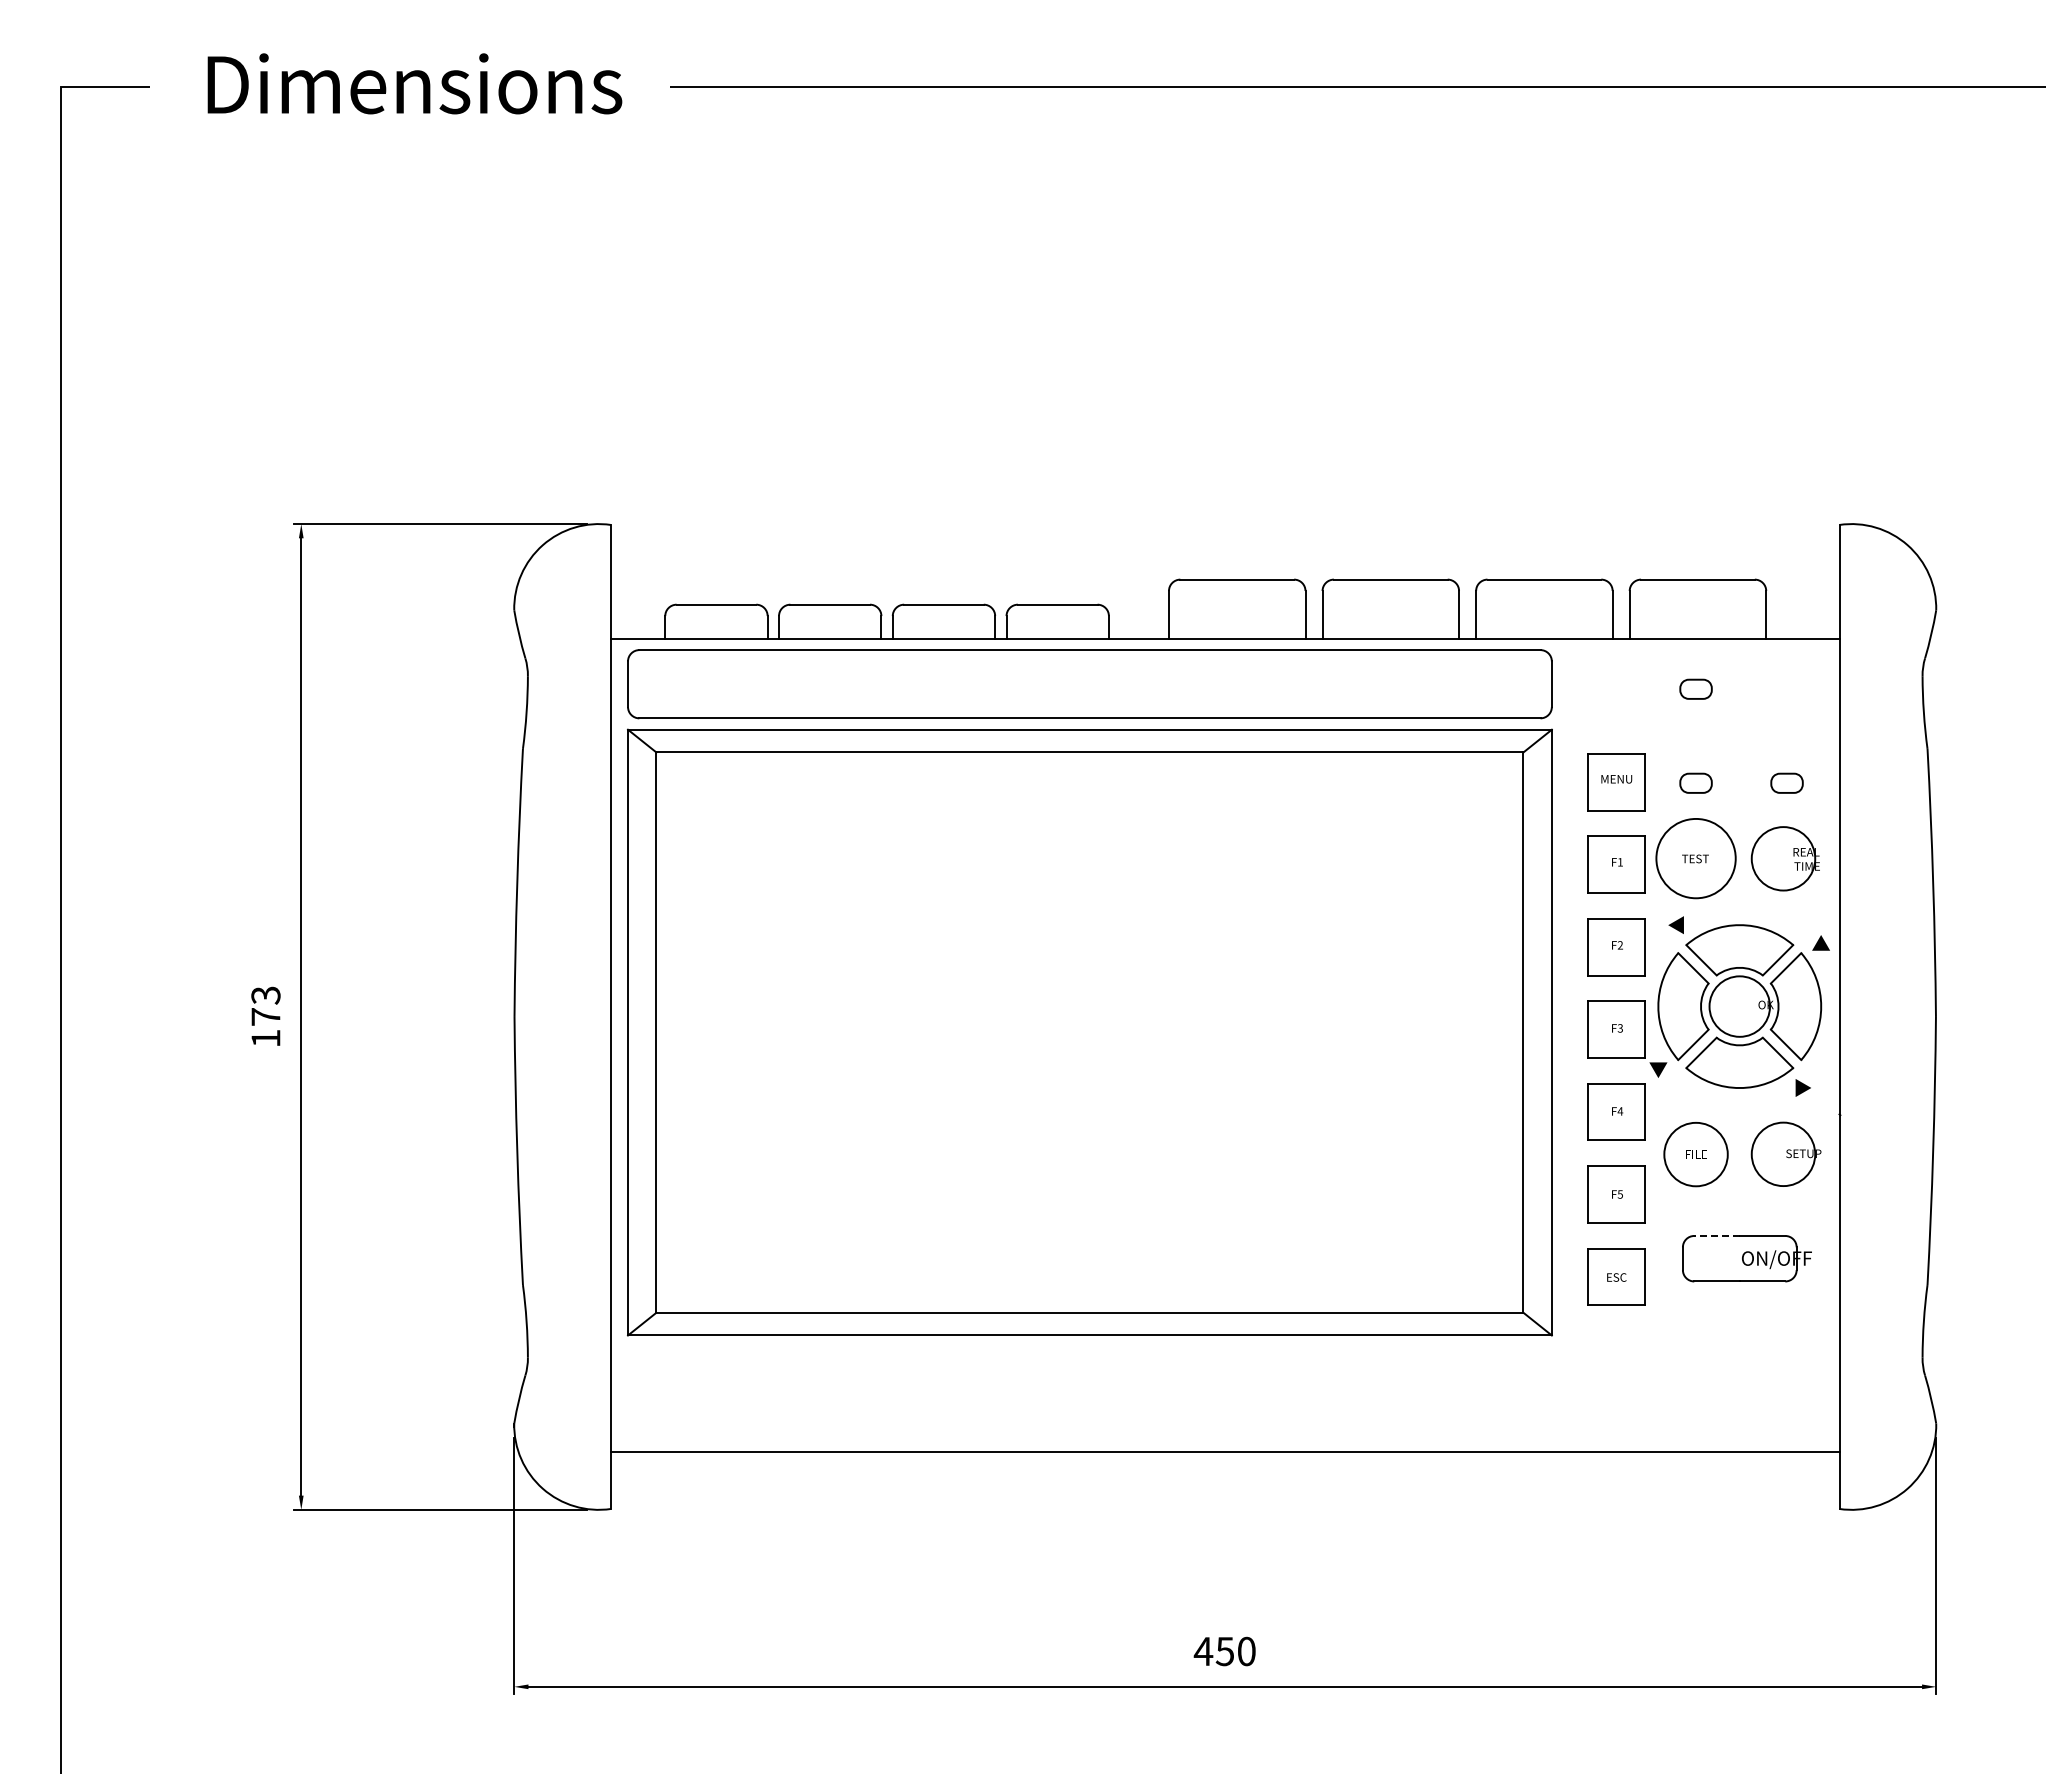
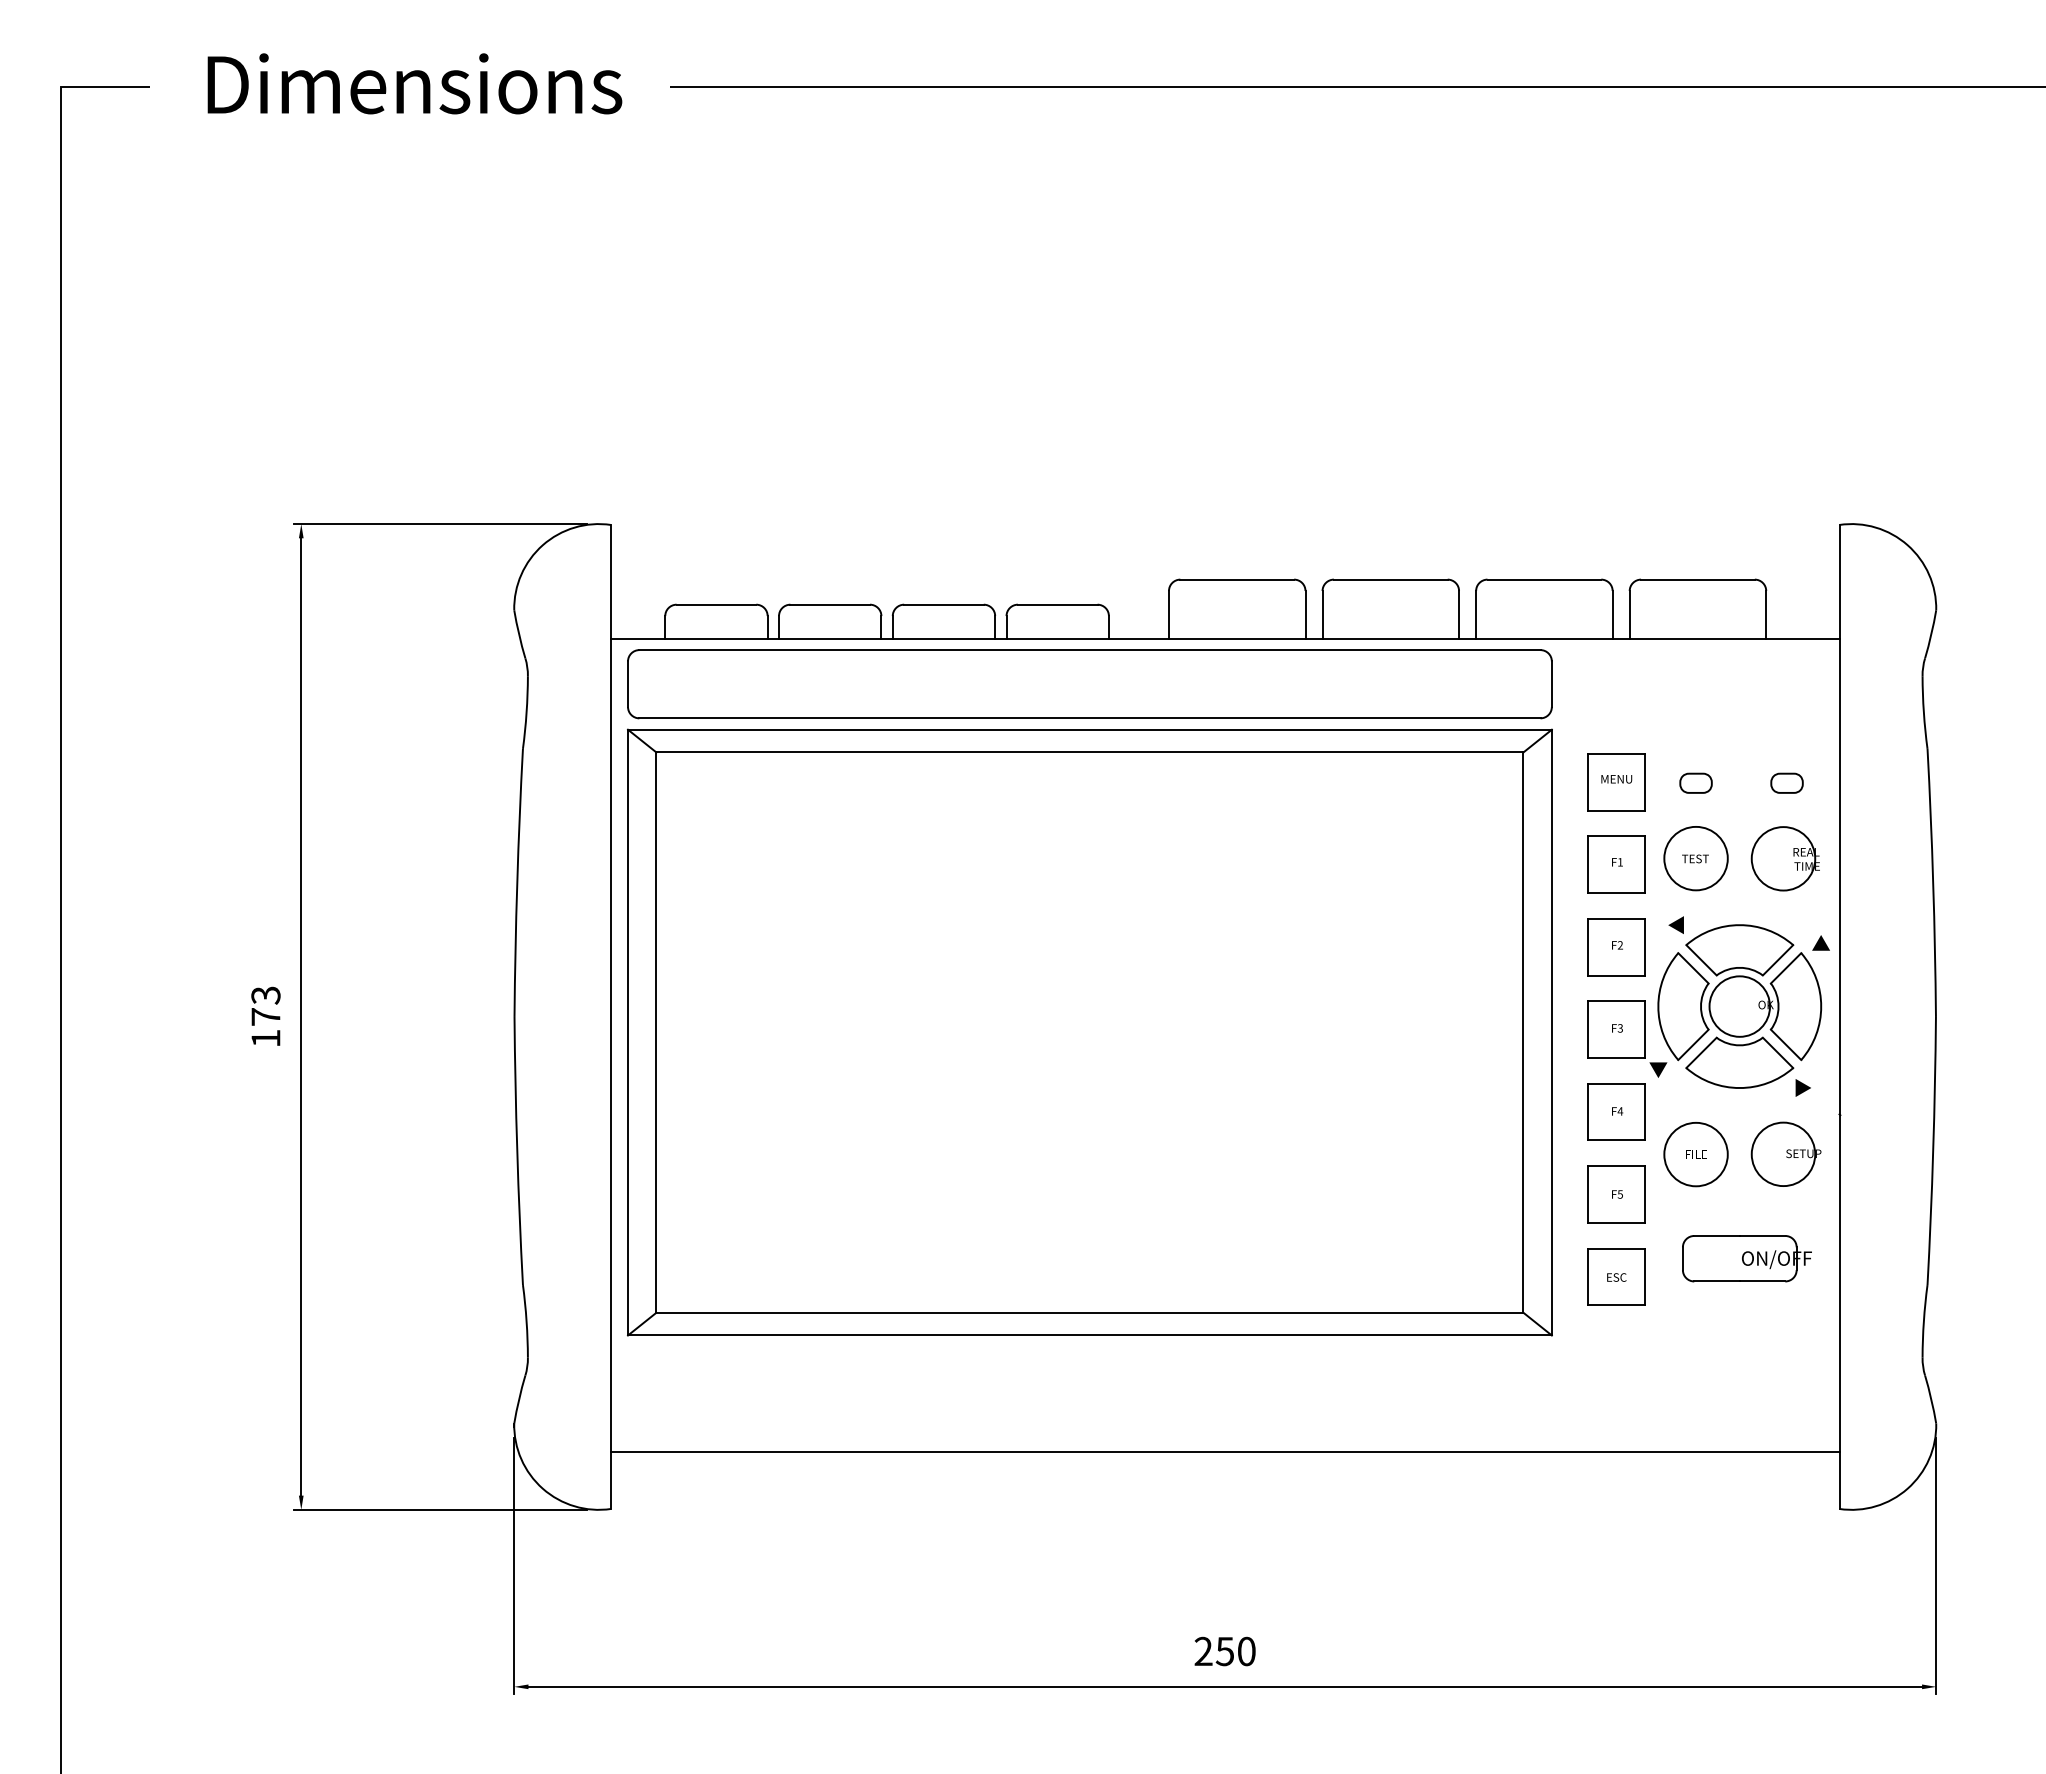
part: present -> none (1695, 688)
circle diameter: 79 px -> 63 px (1695, 858)
line: dashed -> solid (1717, 1235)
text: 450 -> 250 (1203, 1650)
